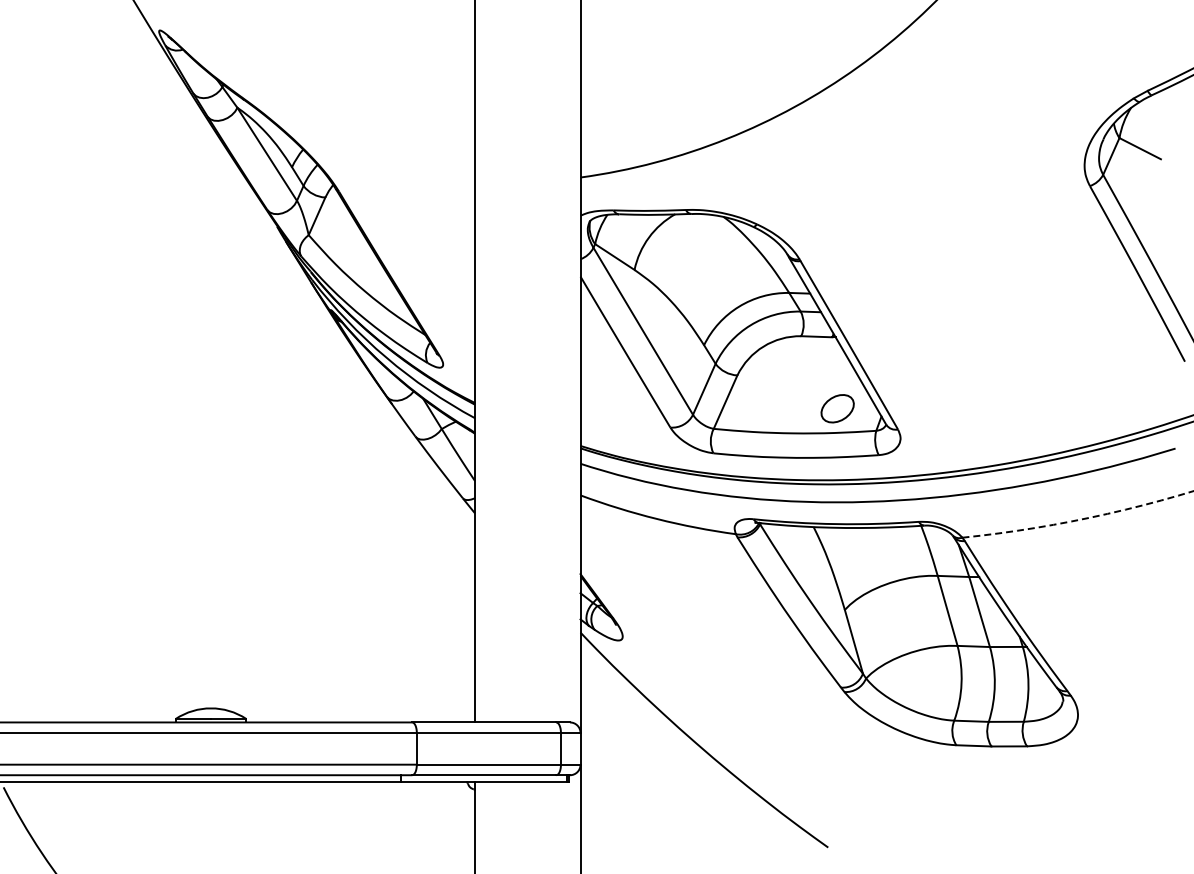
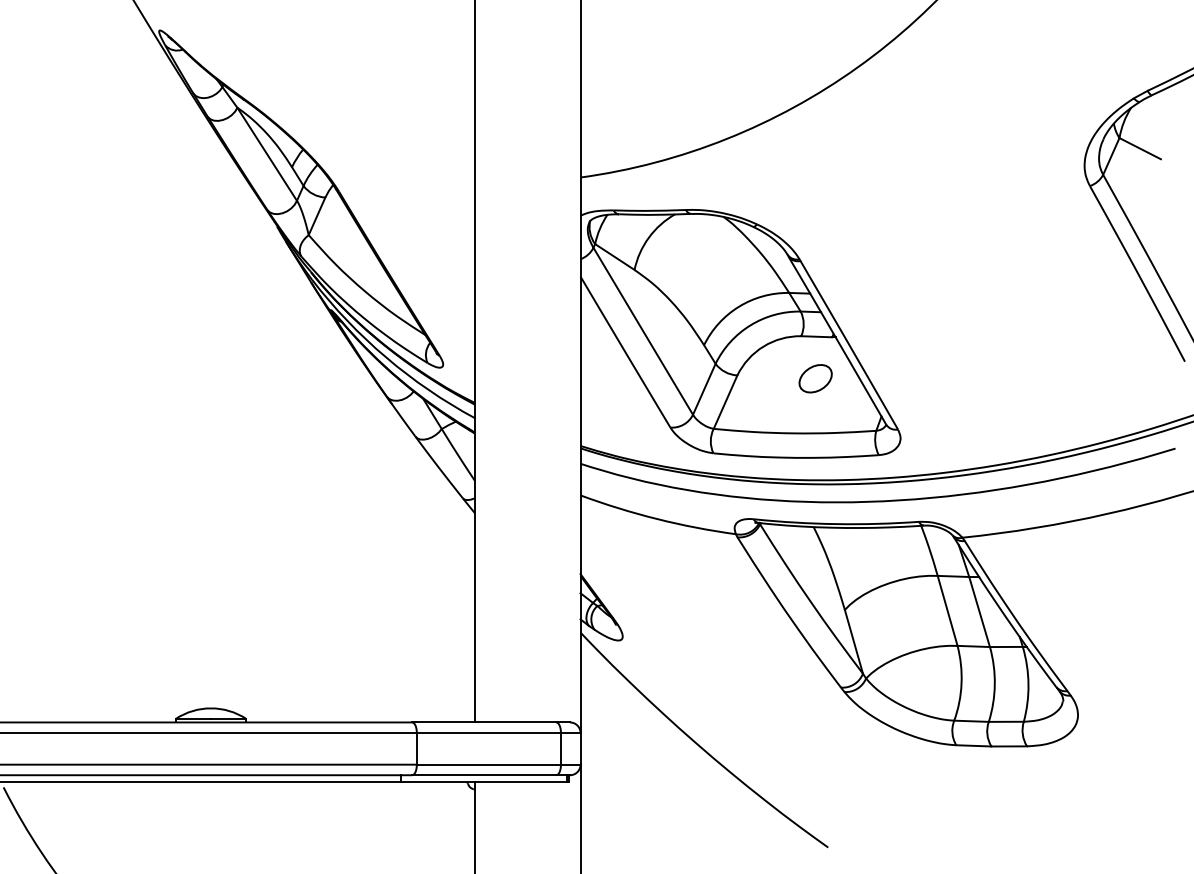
part position: (837, 408) -> (815, 378) (815, 378)
arc: dashed -> solid (1079, 519)
